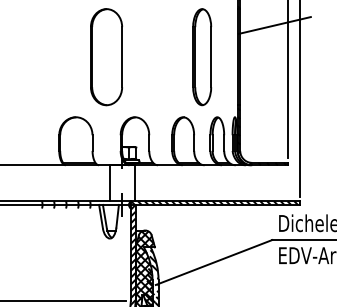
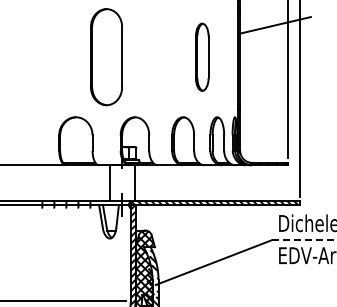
part size: 21x99 px -> 15x70 px (202, 56)
line: solid -> dashed (304, 240)
